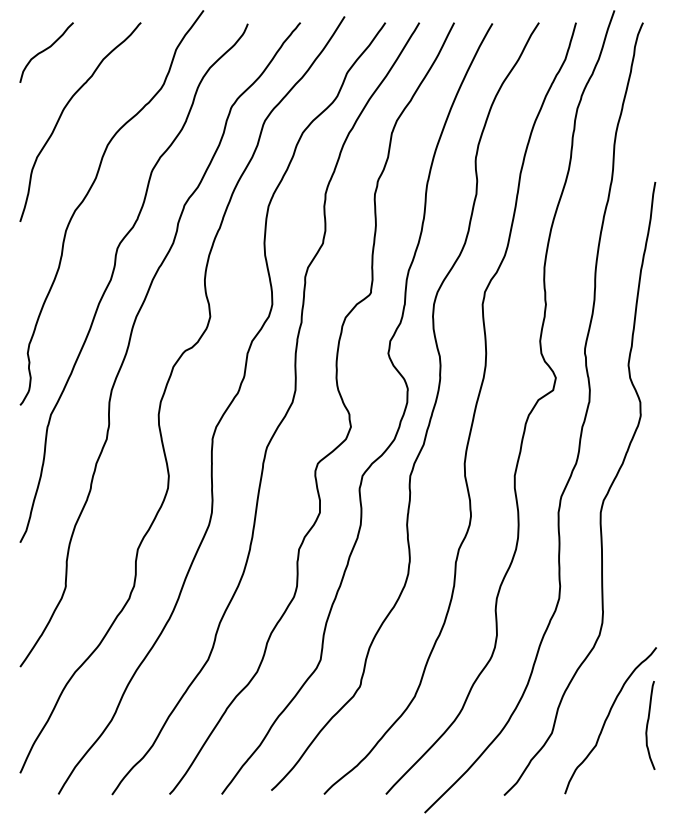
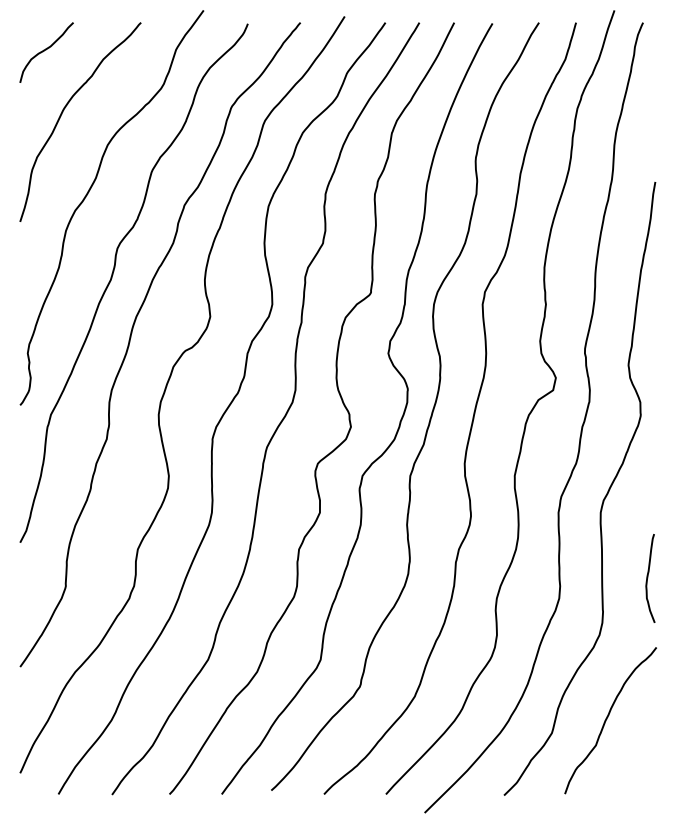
curve position: (648, 725) -> (648, 578) (648, 578)
